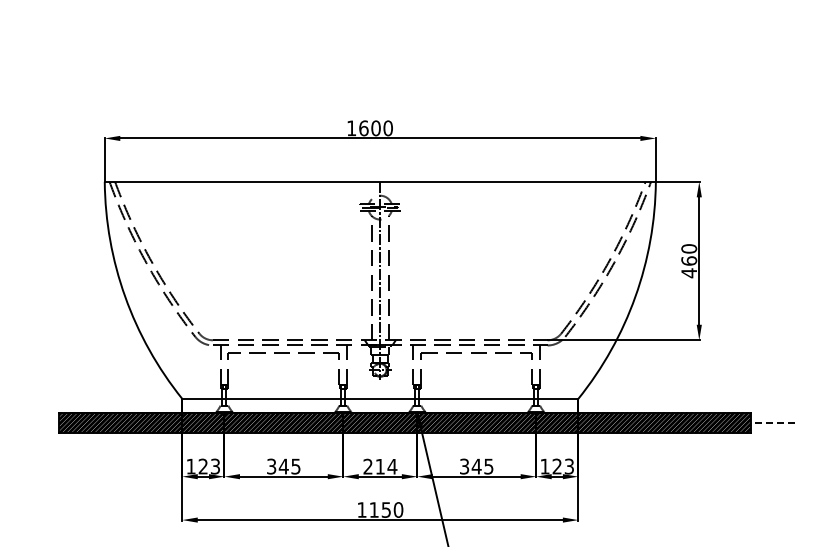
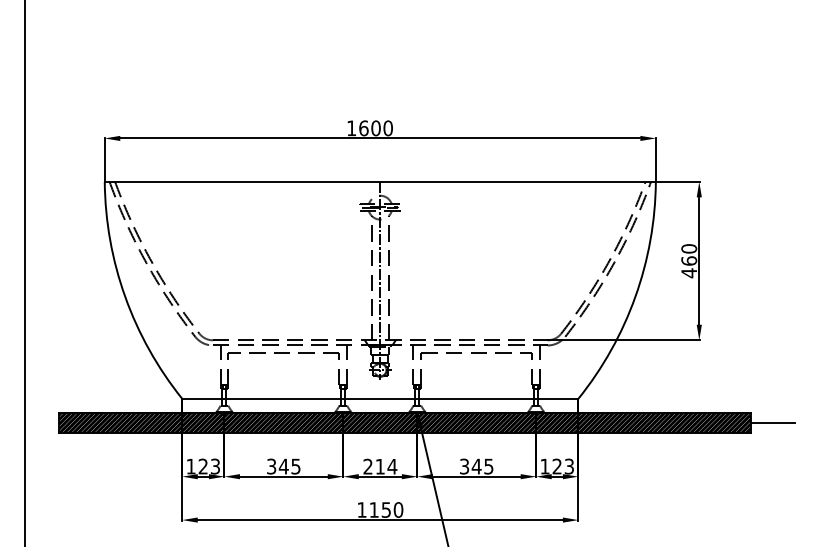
line: none -> present (24, 272)
line: dashed -> solid (772, 422)
